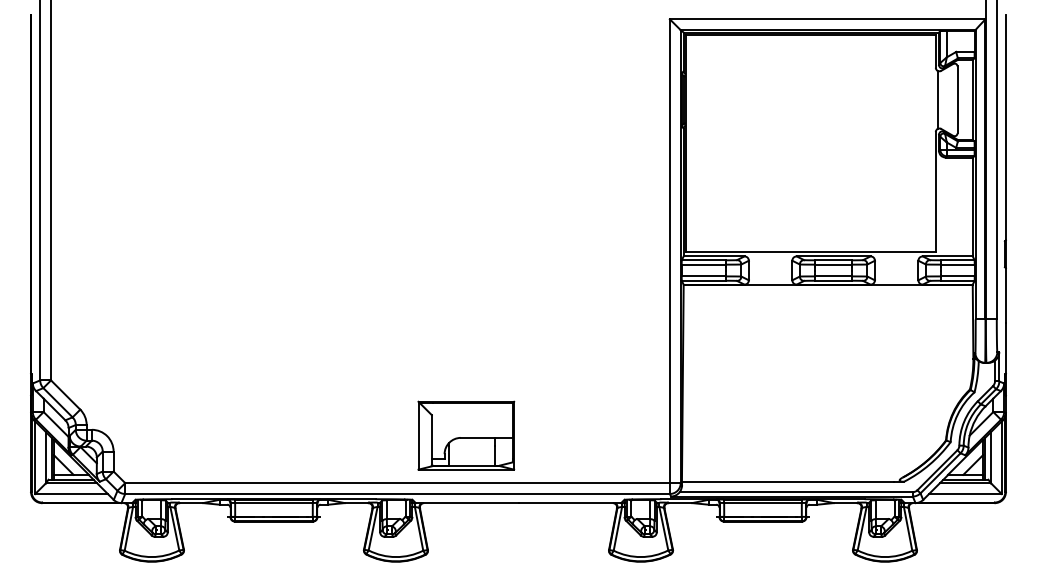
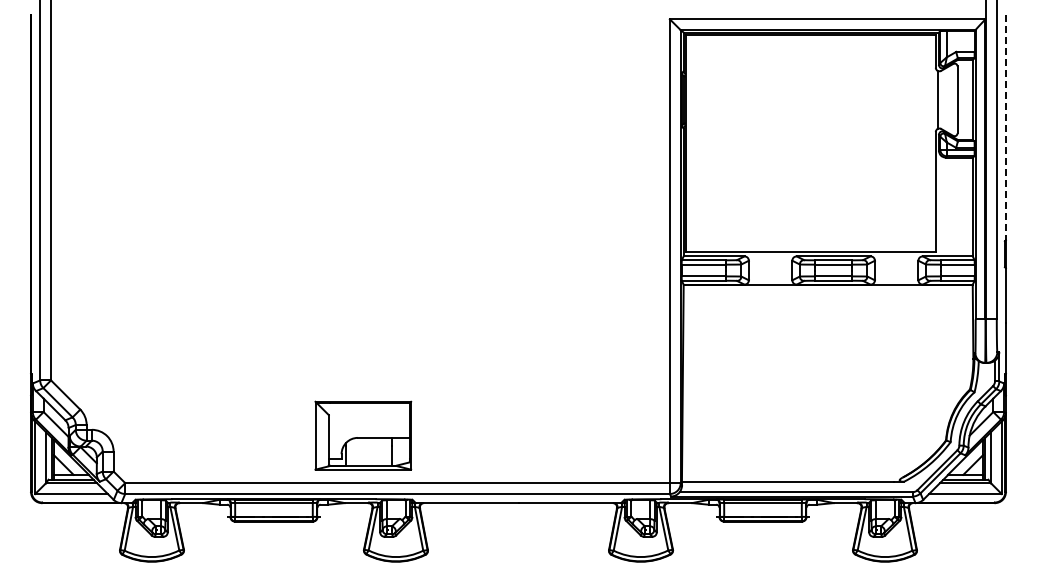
line: solid -> dashed (1005, 127)
part position: (466, 435) -> (363, 435) (363, 435)
